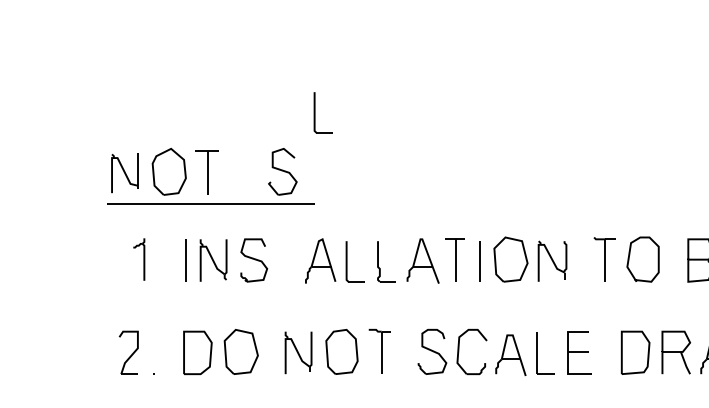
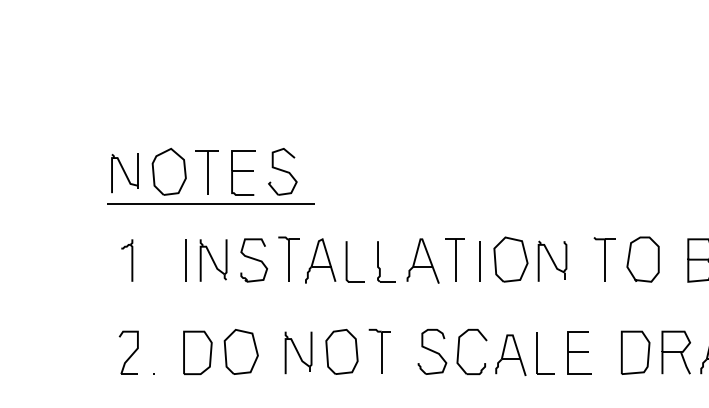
part: present -> none (315, 112)
part: none -> present (243, 172)
part: none -> present (288, 258)
part position: (139, 259) -> (127, 260) (127, 260)
